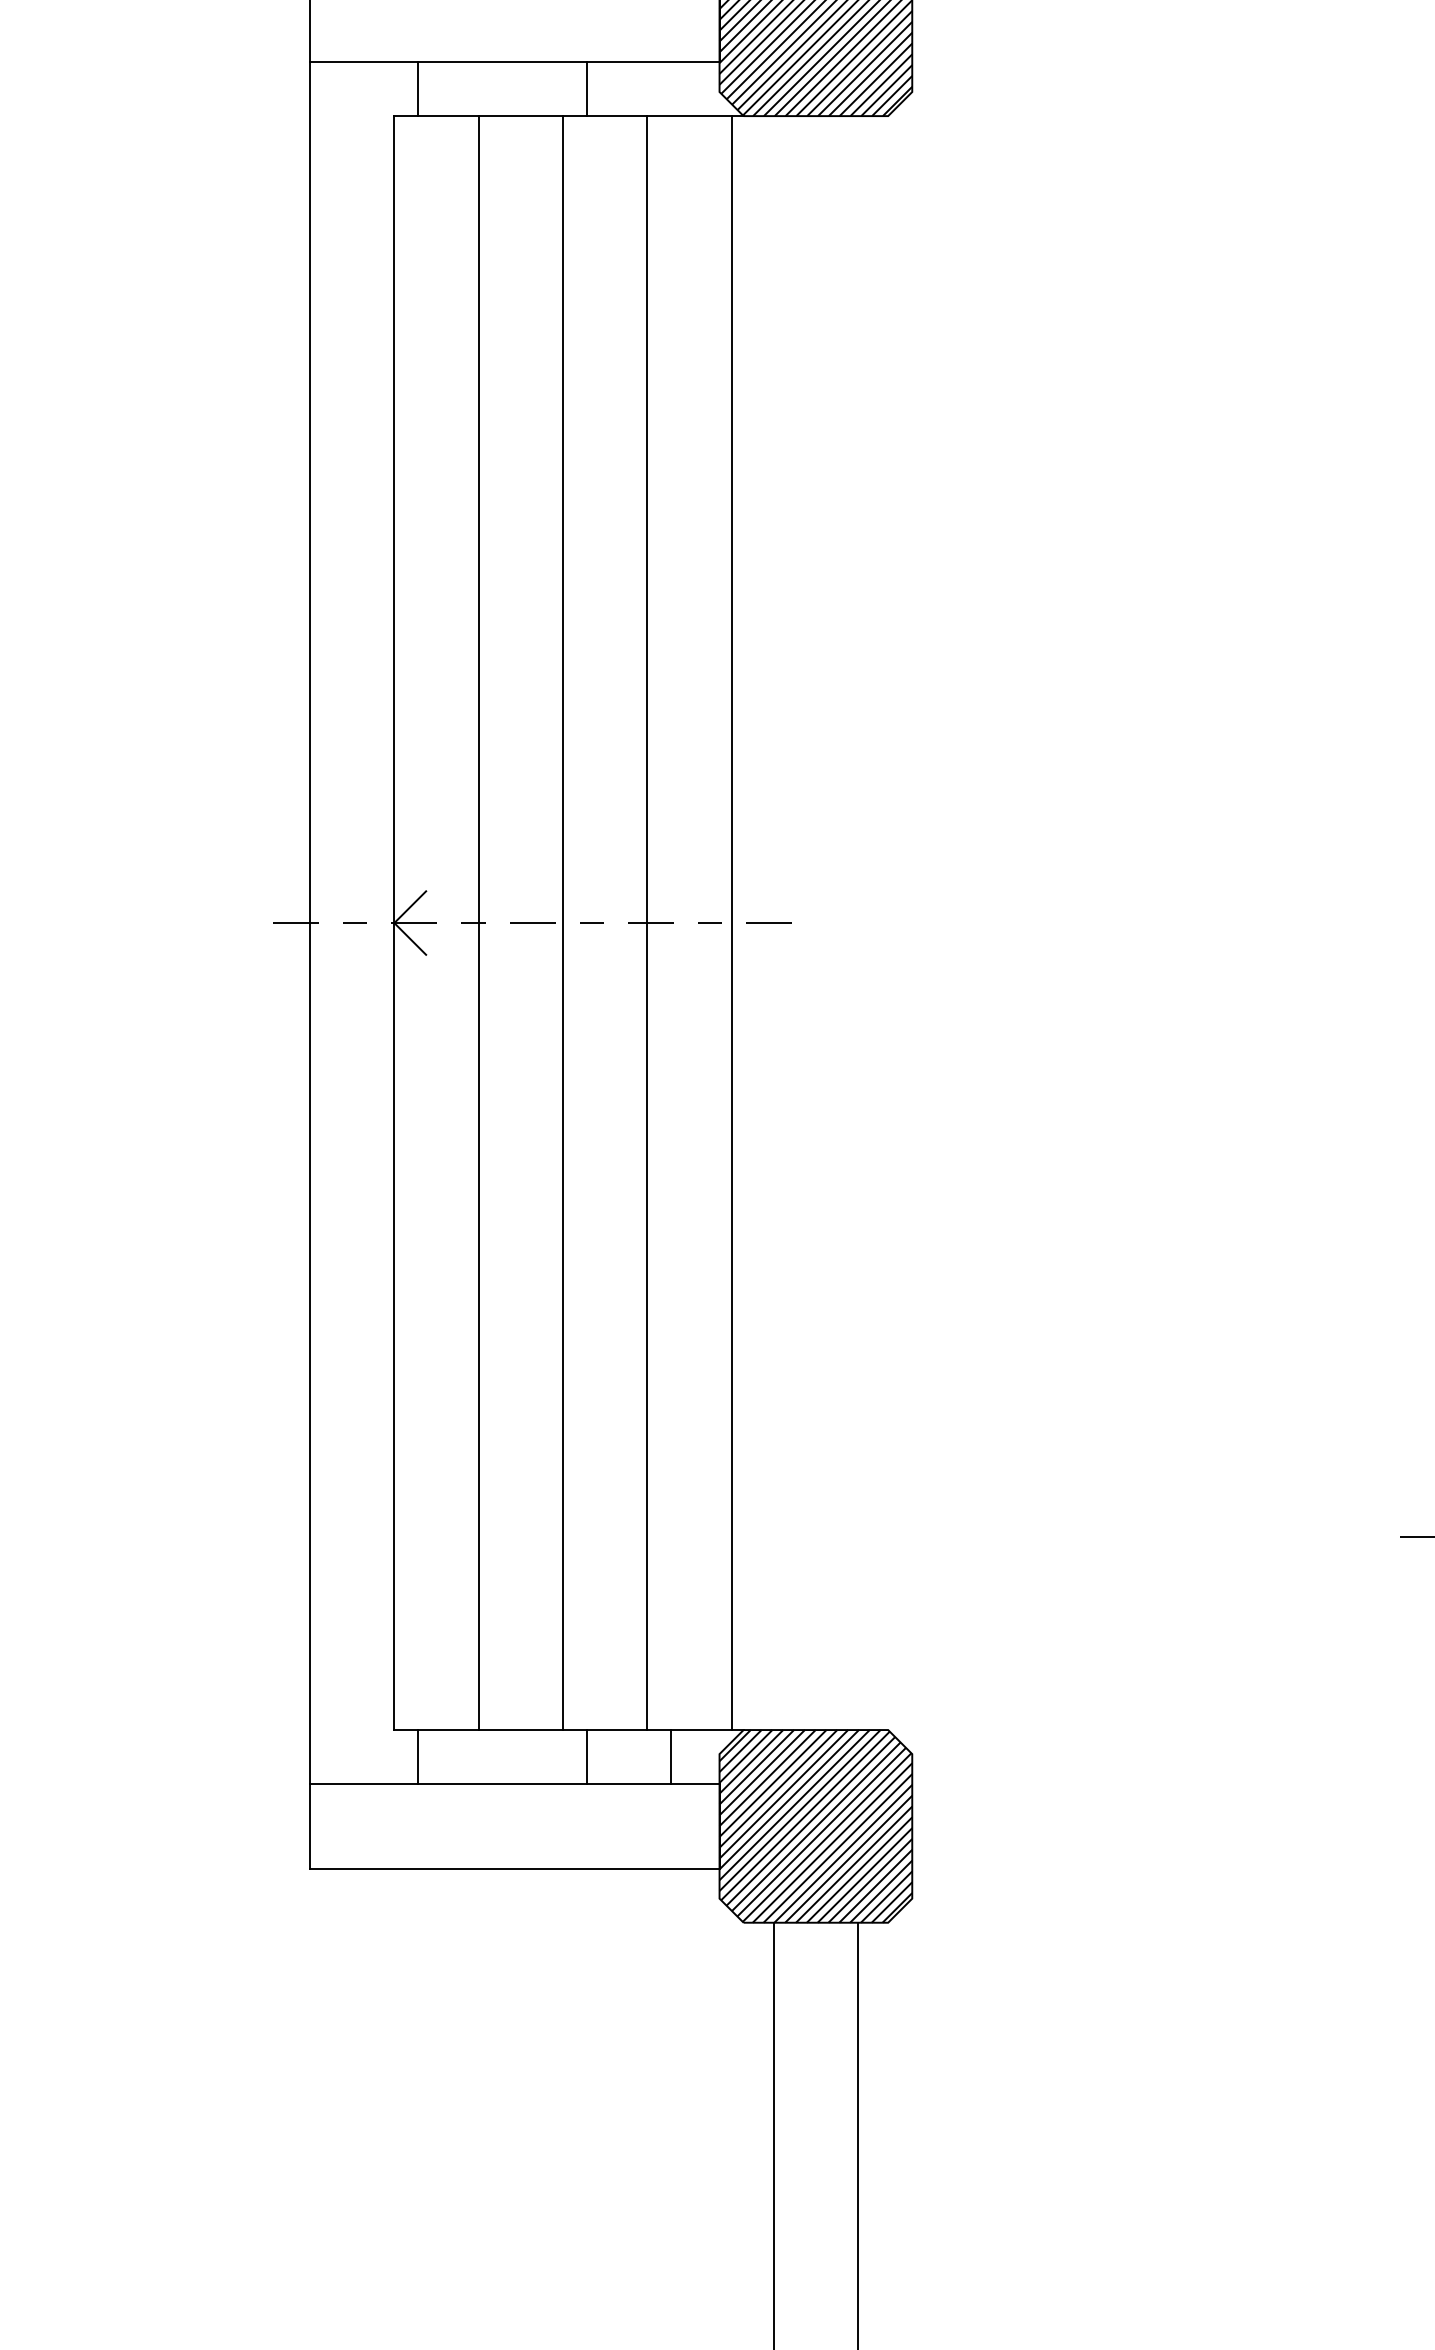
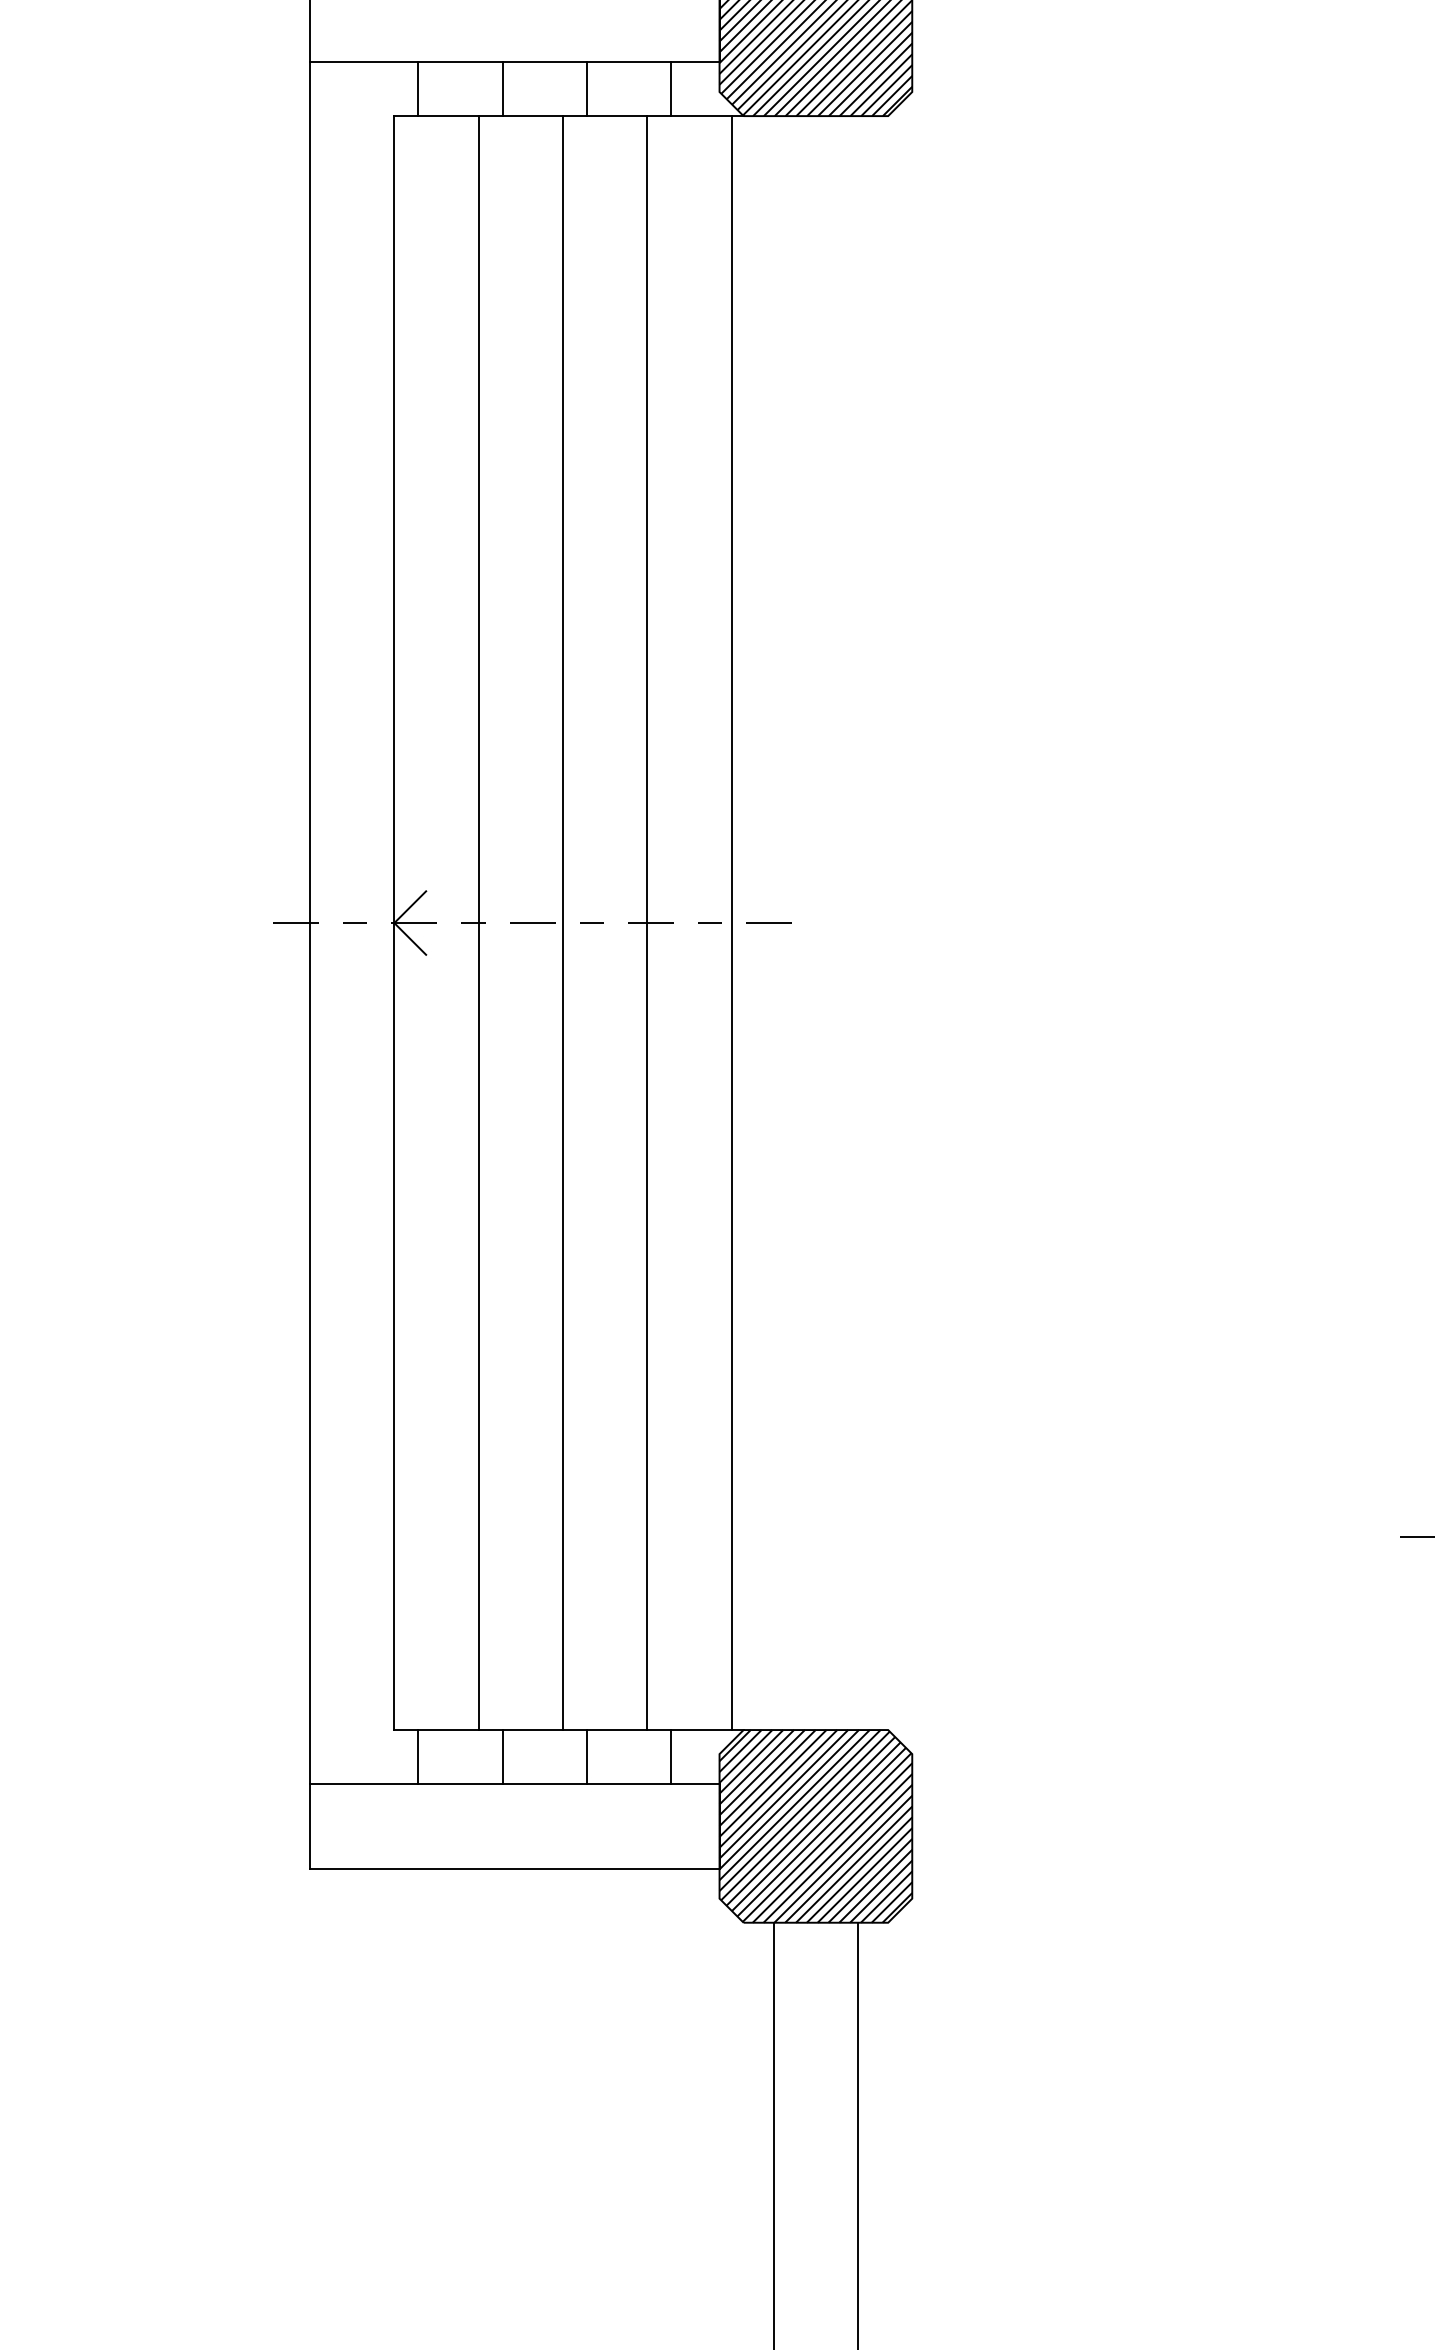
line: none -> present (502, 88)
line: none -> present (671, 88)
line: none -> present (502, 1757)
